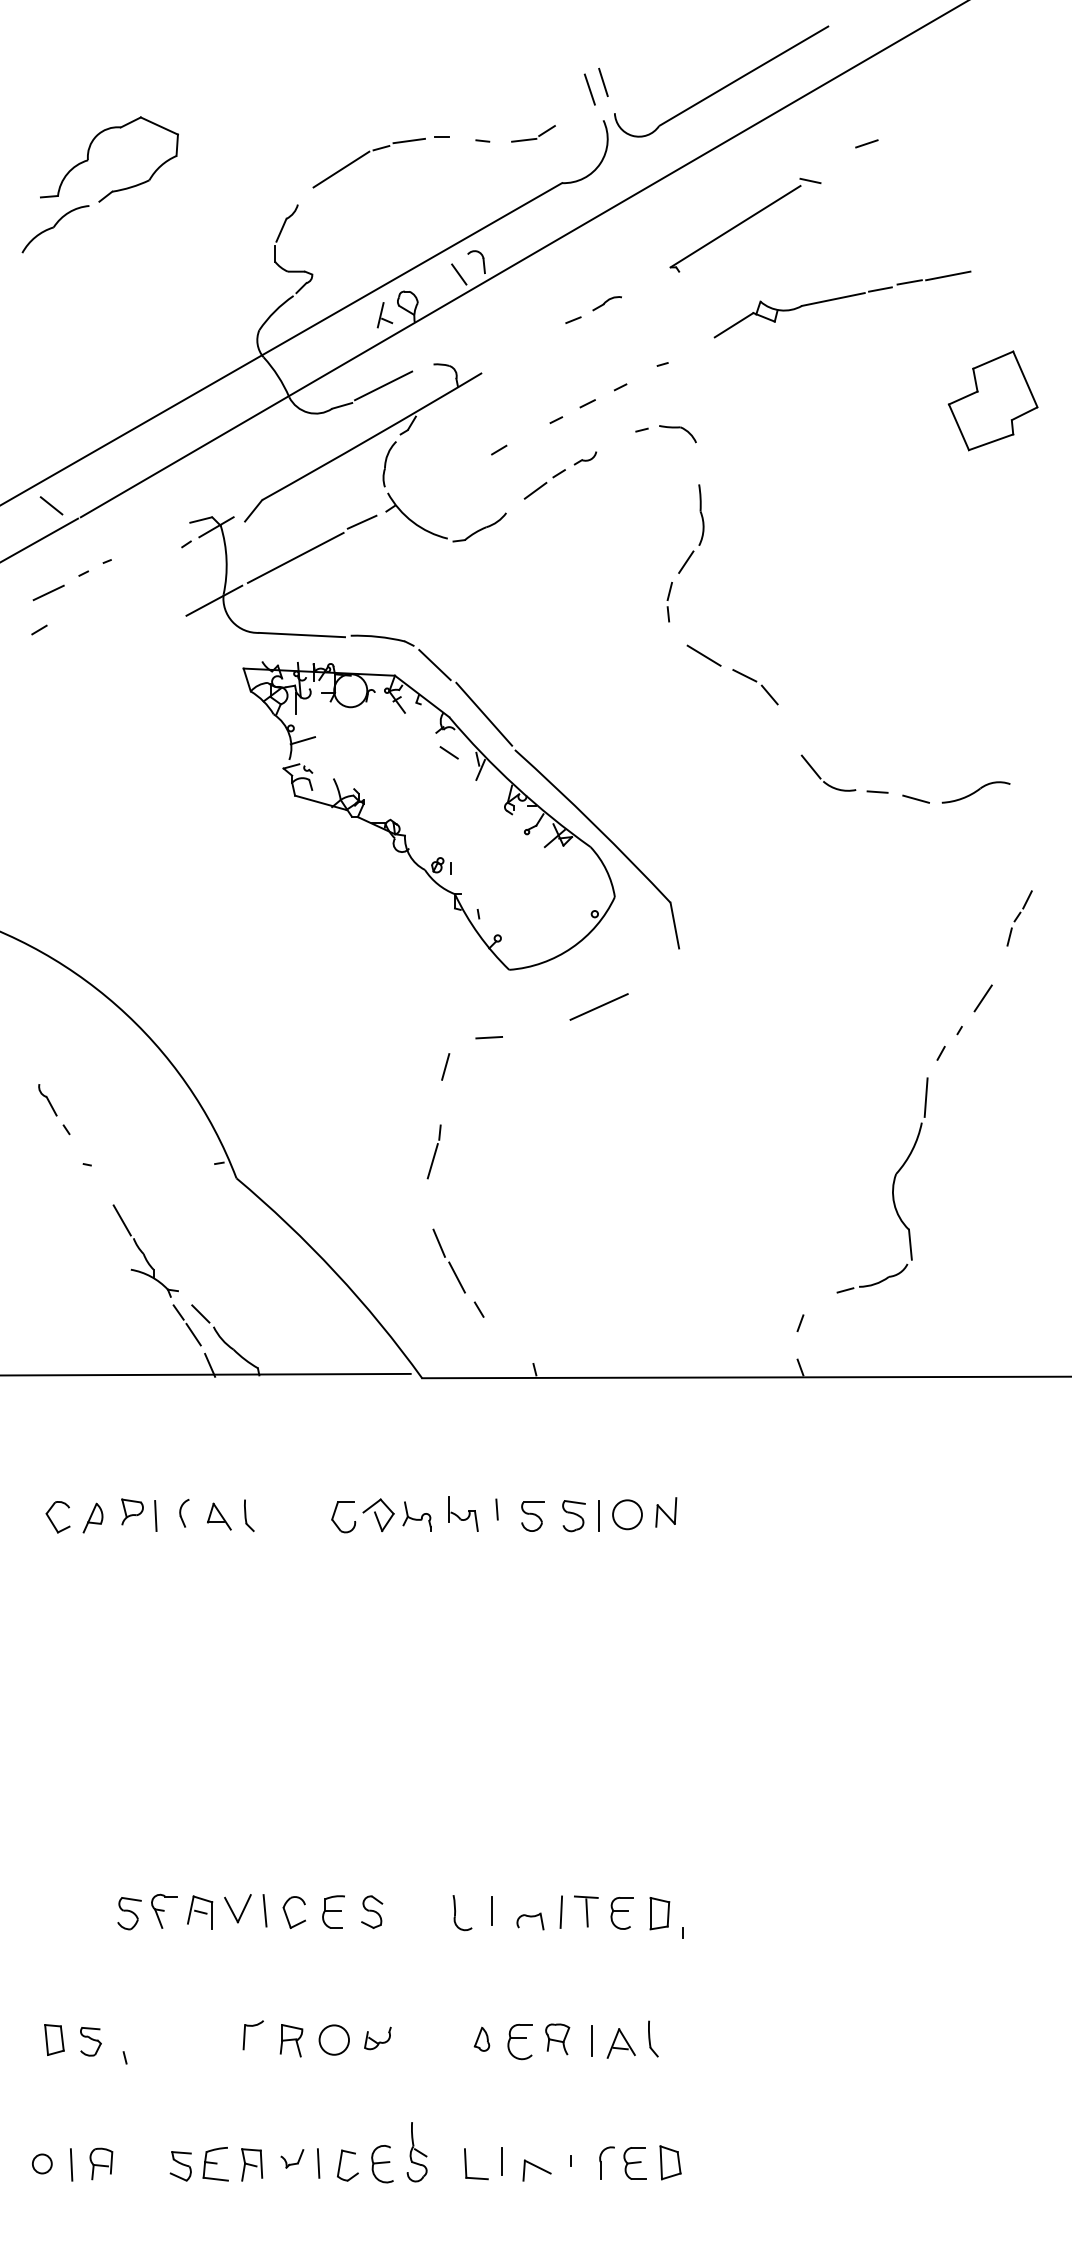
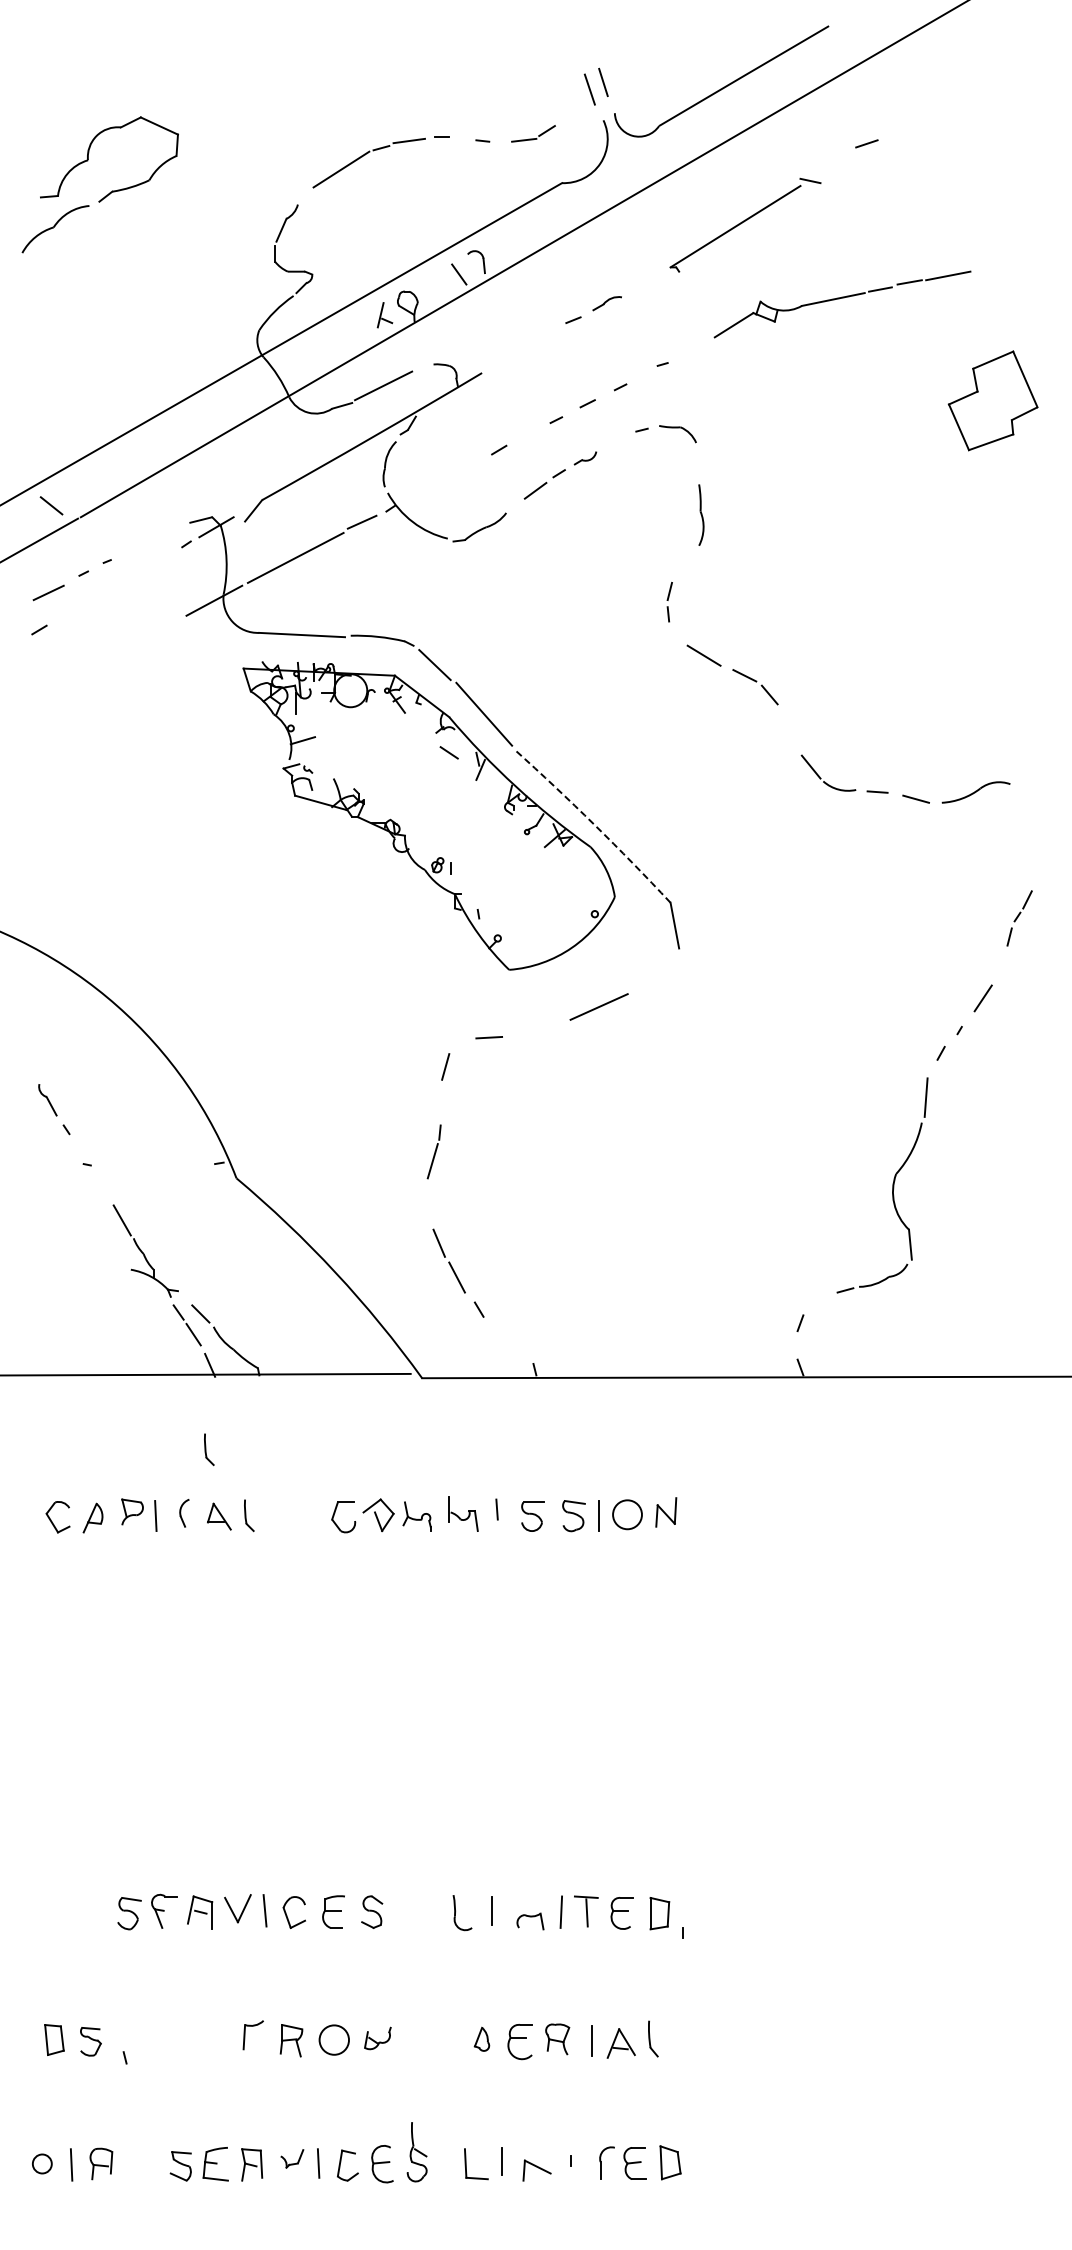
line: present -> none (686, 561)
arc: solid -> dashed (594, 824)
part: none -> present (209, 1449)
